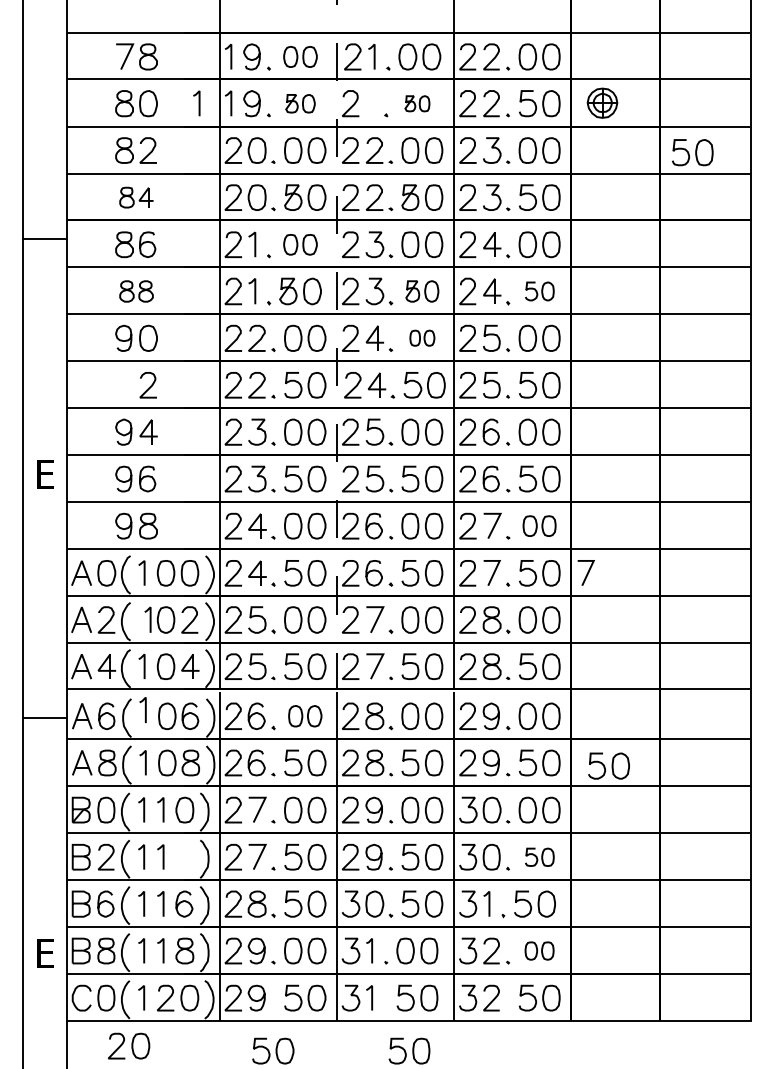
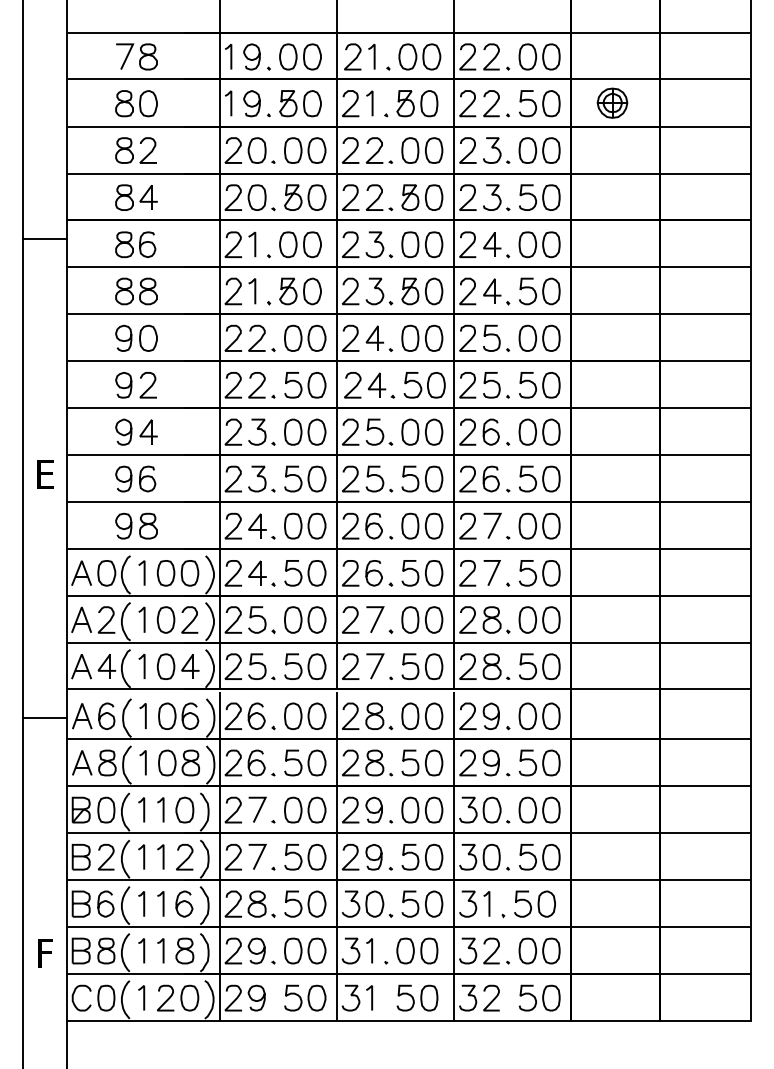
part size: 35x22 px -> 43x28 px (300, 56)
part position: (602, 102) -> (612, 102) (612, 102)
line position: (198, 103) -> (371, 103) (371, 103)
part size: 31x20 px -> 43x28 px (300, 103)
part size: 27x18 px -> 43x28 px (417, 103)
part: present -> none (692, 152)
part size: 35x23 px -> 43x27 px (136, 197)
part size: 35x22 px -> 43x28 px (300, 244)
part size: 35x23 px -> 43x29 px (136, 291)
part size: 35x23 px -> 43x29 px (422, 291)
part size: 30x21 px -> 42x29 px (539, 291)
part size: 27x18 px -> 43x28 px (422, 337)
line: dashed -> solid (336, 345)
curve: none -> present (123, 387)
part size: 35x22 px -> 43x28 px (539, 525)
line: present -> none (586, 573)
line position: (149, 619) -> (143, 619) (143, 619)
line position: (145, 710) -> (145, 716) (145, 716)
part size: 35x23 px -> 43x28 px (305, 715)
part: present -> none (608, 765)
part size: 30x20 px -> 42x27 px (539, 857)
curve: none -> present (186, 858)
part size: 31x20 px -> 43x28 px (539, 950)
text: E -> F (45, 953)
part: present -> none (129, 1045)
part: present -> none (273, 1050)
part: present -> none (409, 1050)
